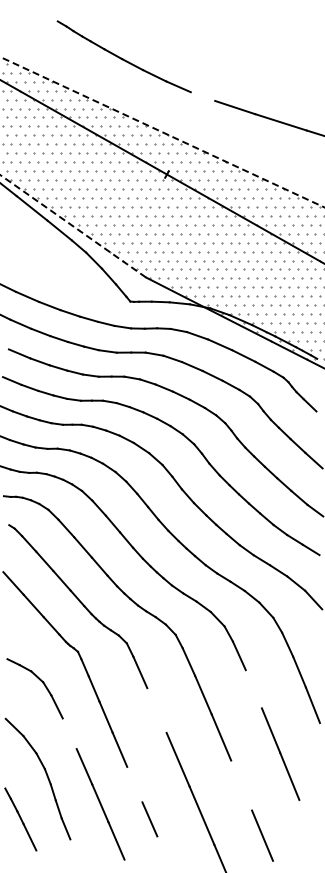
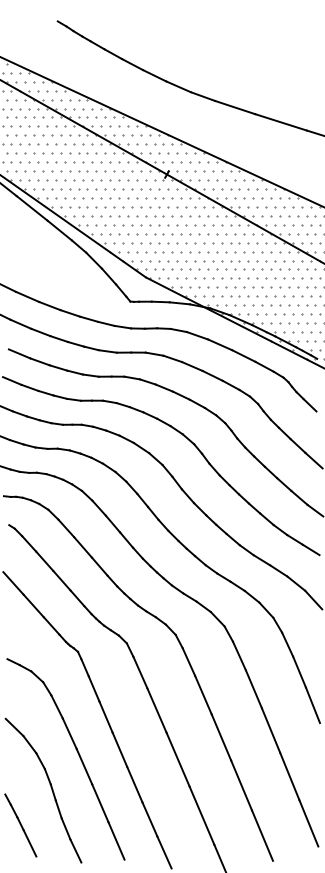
line: none -> present (202, 96)
line: dashed -> solid (162, 132)
line: dashed -> solid (73, 226)
line: none -> present (253, 689)
line: none -> present (156, 710)
line: none -> present (69, 733)
line: none -> present (134, 784)
line: none -> present (241, 785)
line position: (20, 819) -> (20, 825) (20, 825)
line: none -> present (308, 822)
line: none -> present (75, 850)
line: none -> present (164, 852)
